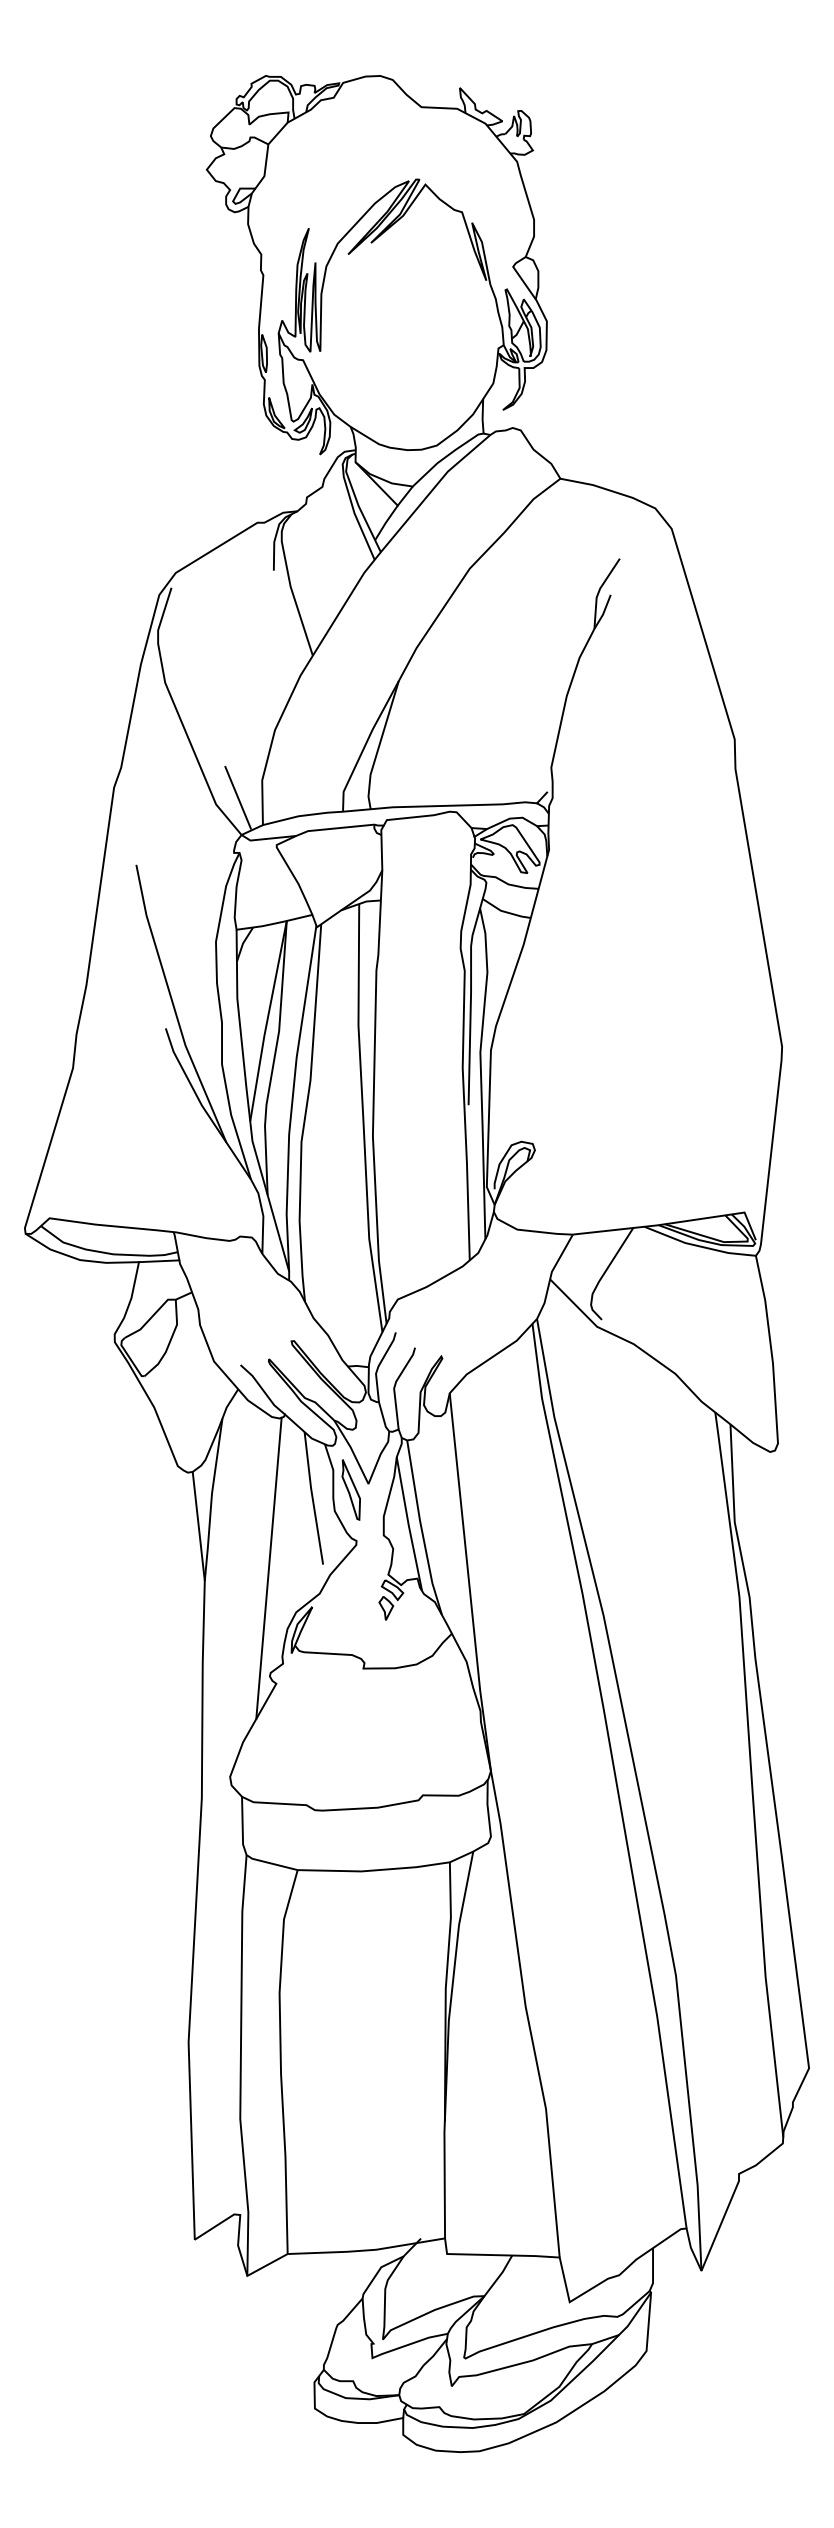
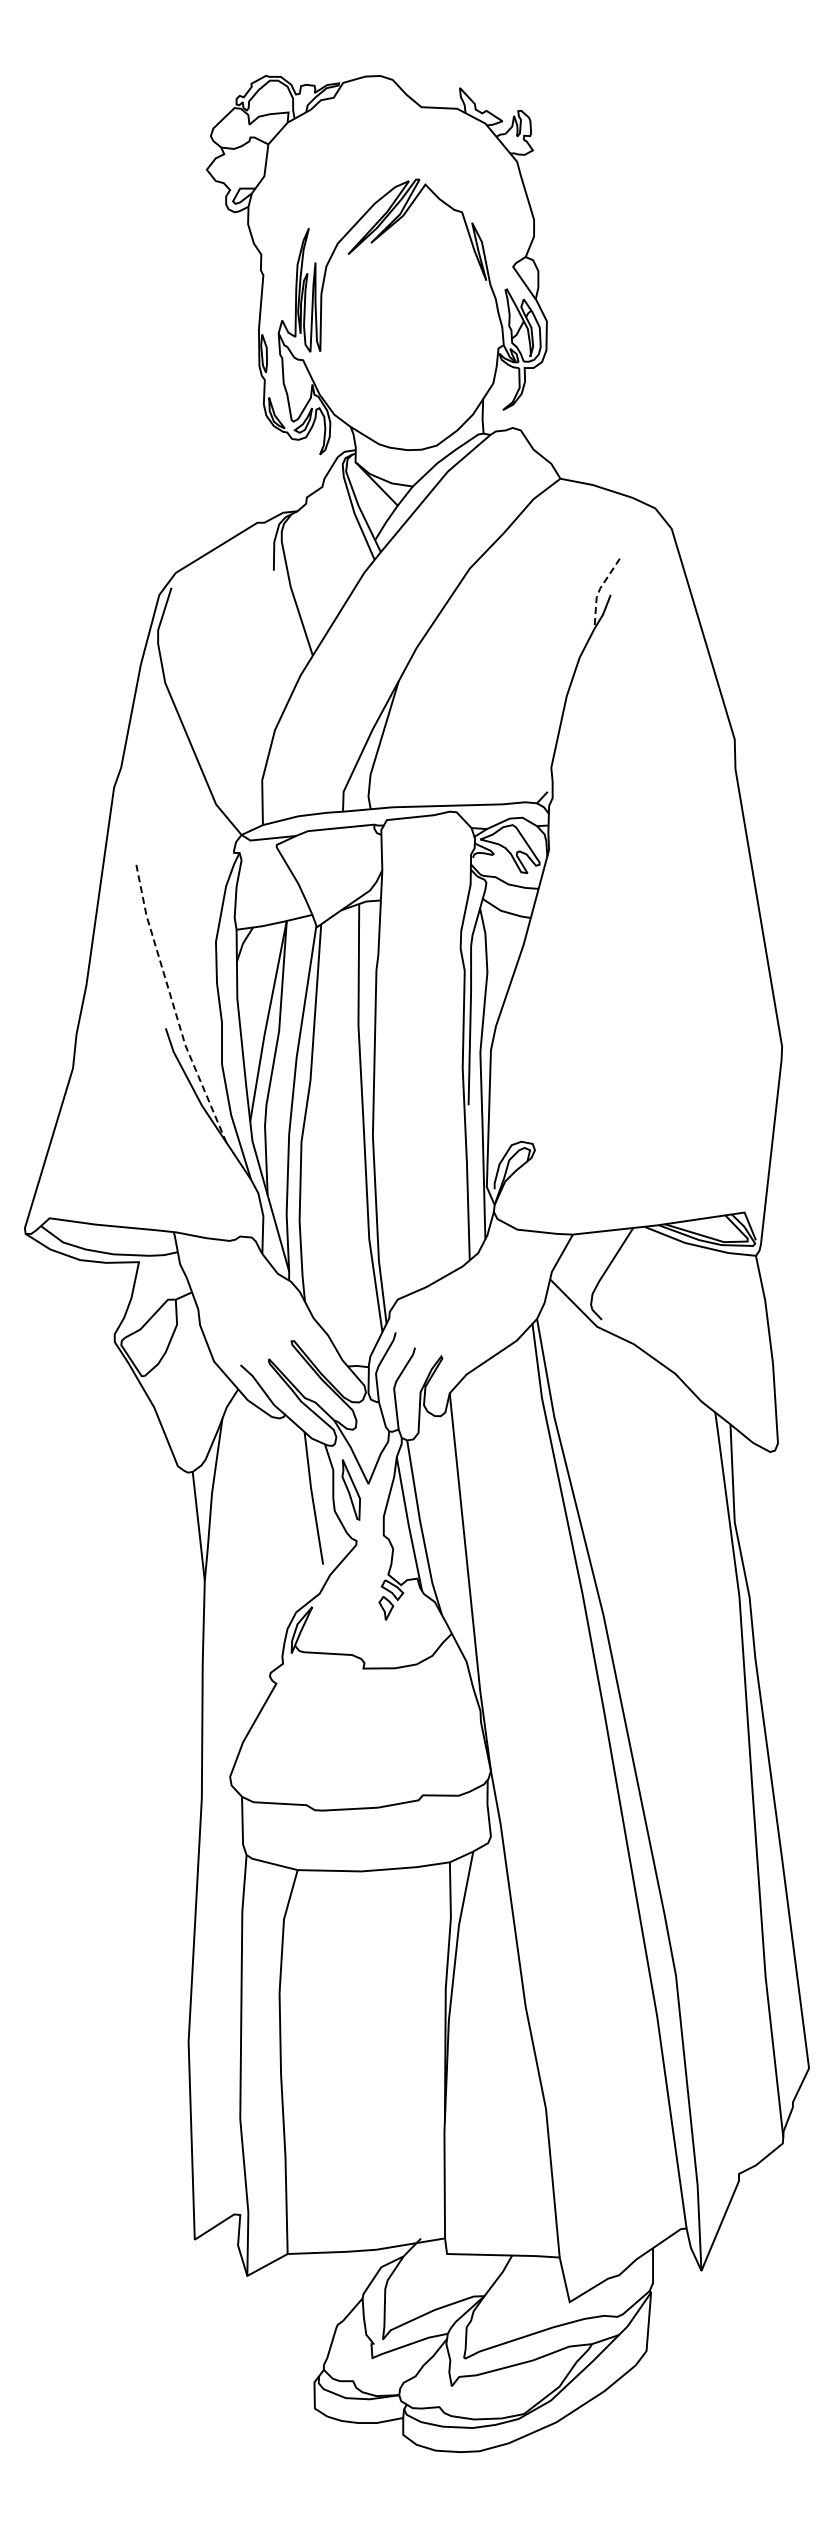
line: solid -> dashed (599, 591)
line: present -> none (237, 797)
line: solid -> dashed (173, 1006)
line: present -> none (159, 1261)
line: present -> none (268, 1567)
